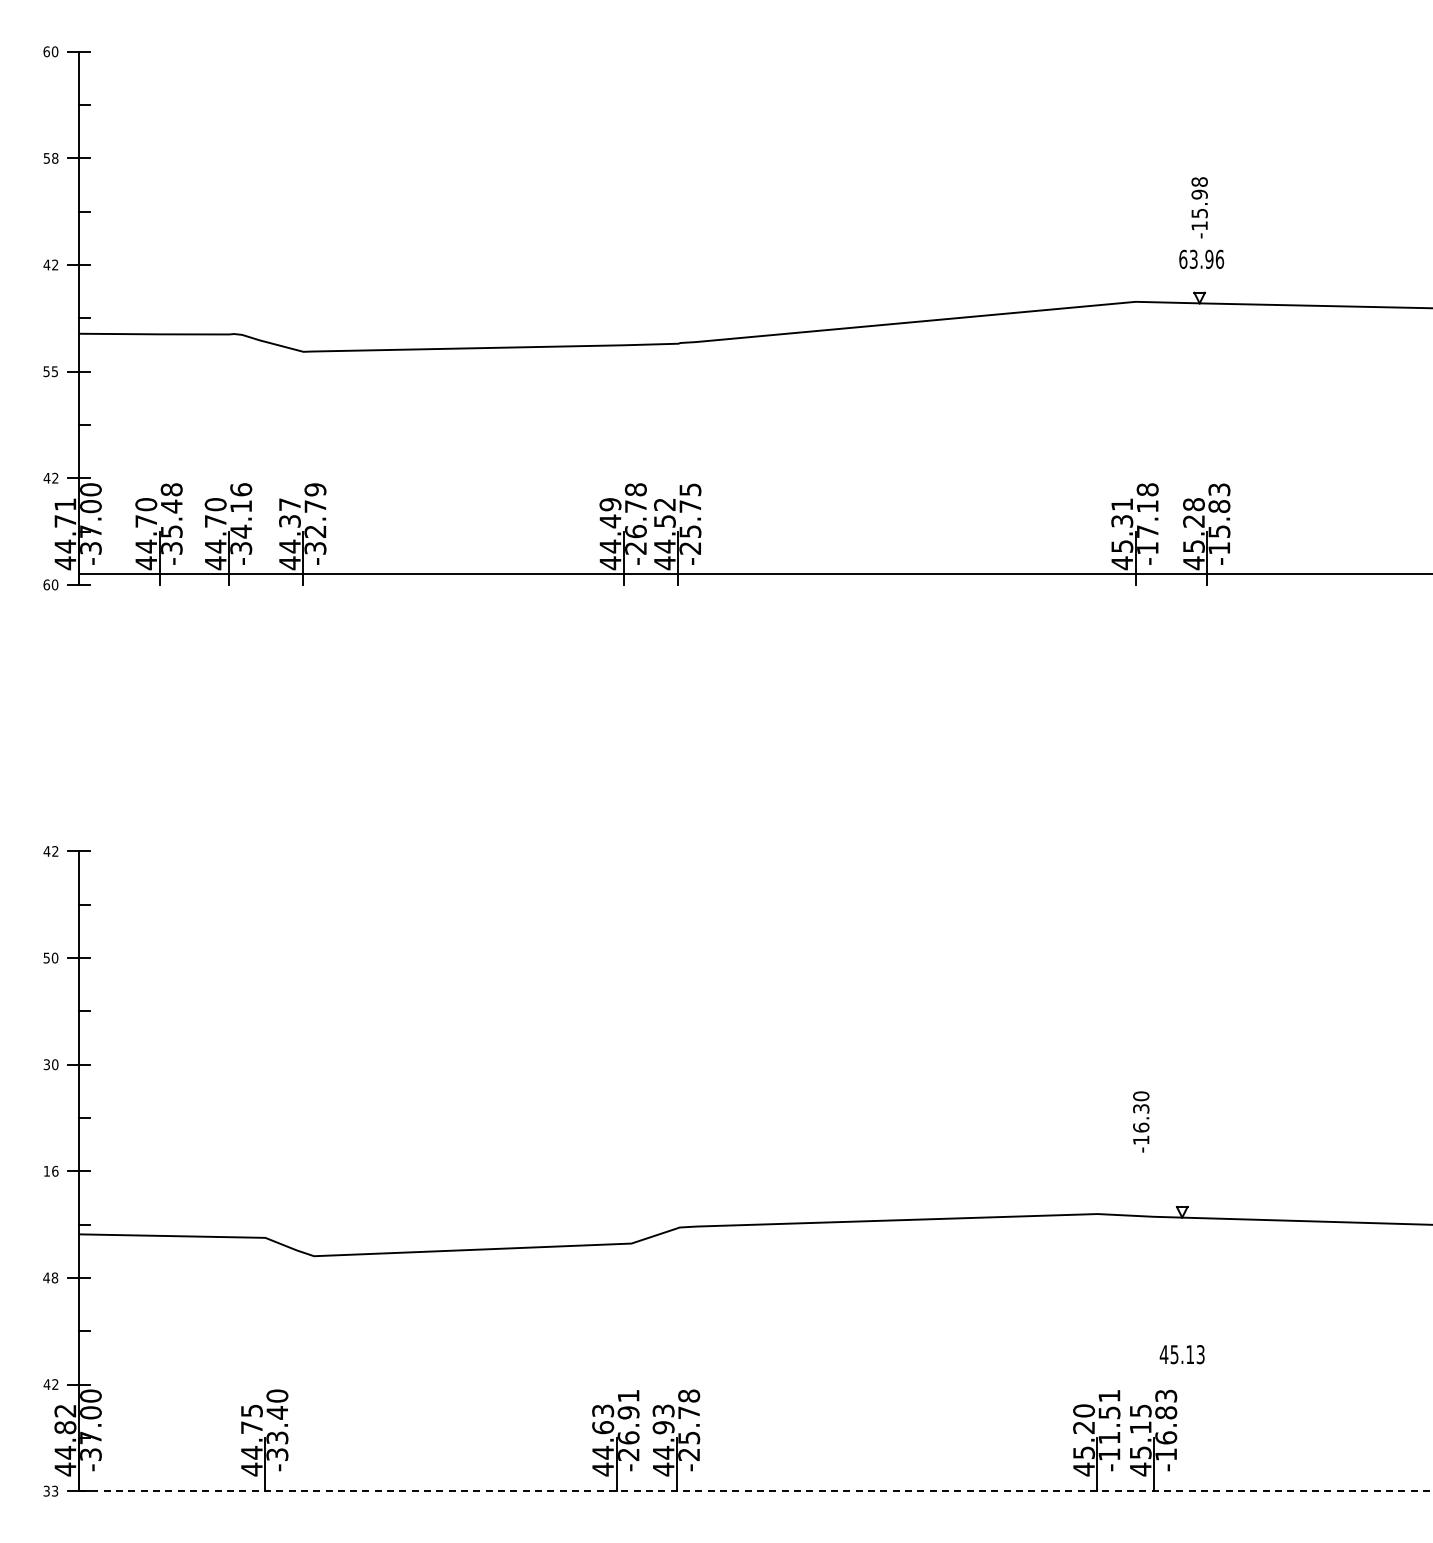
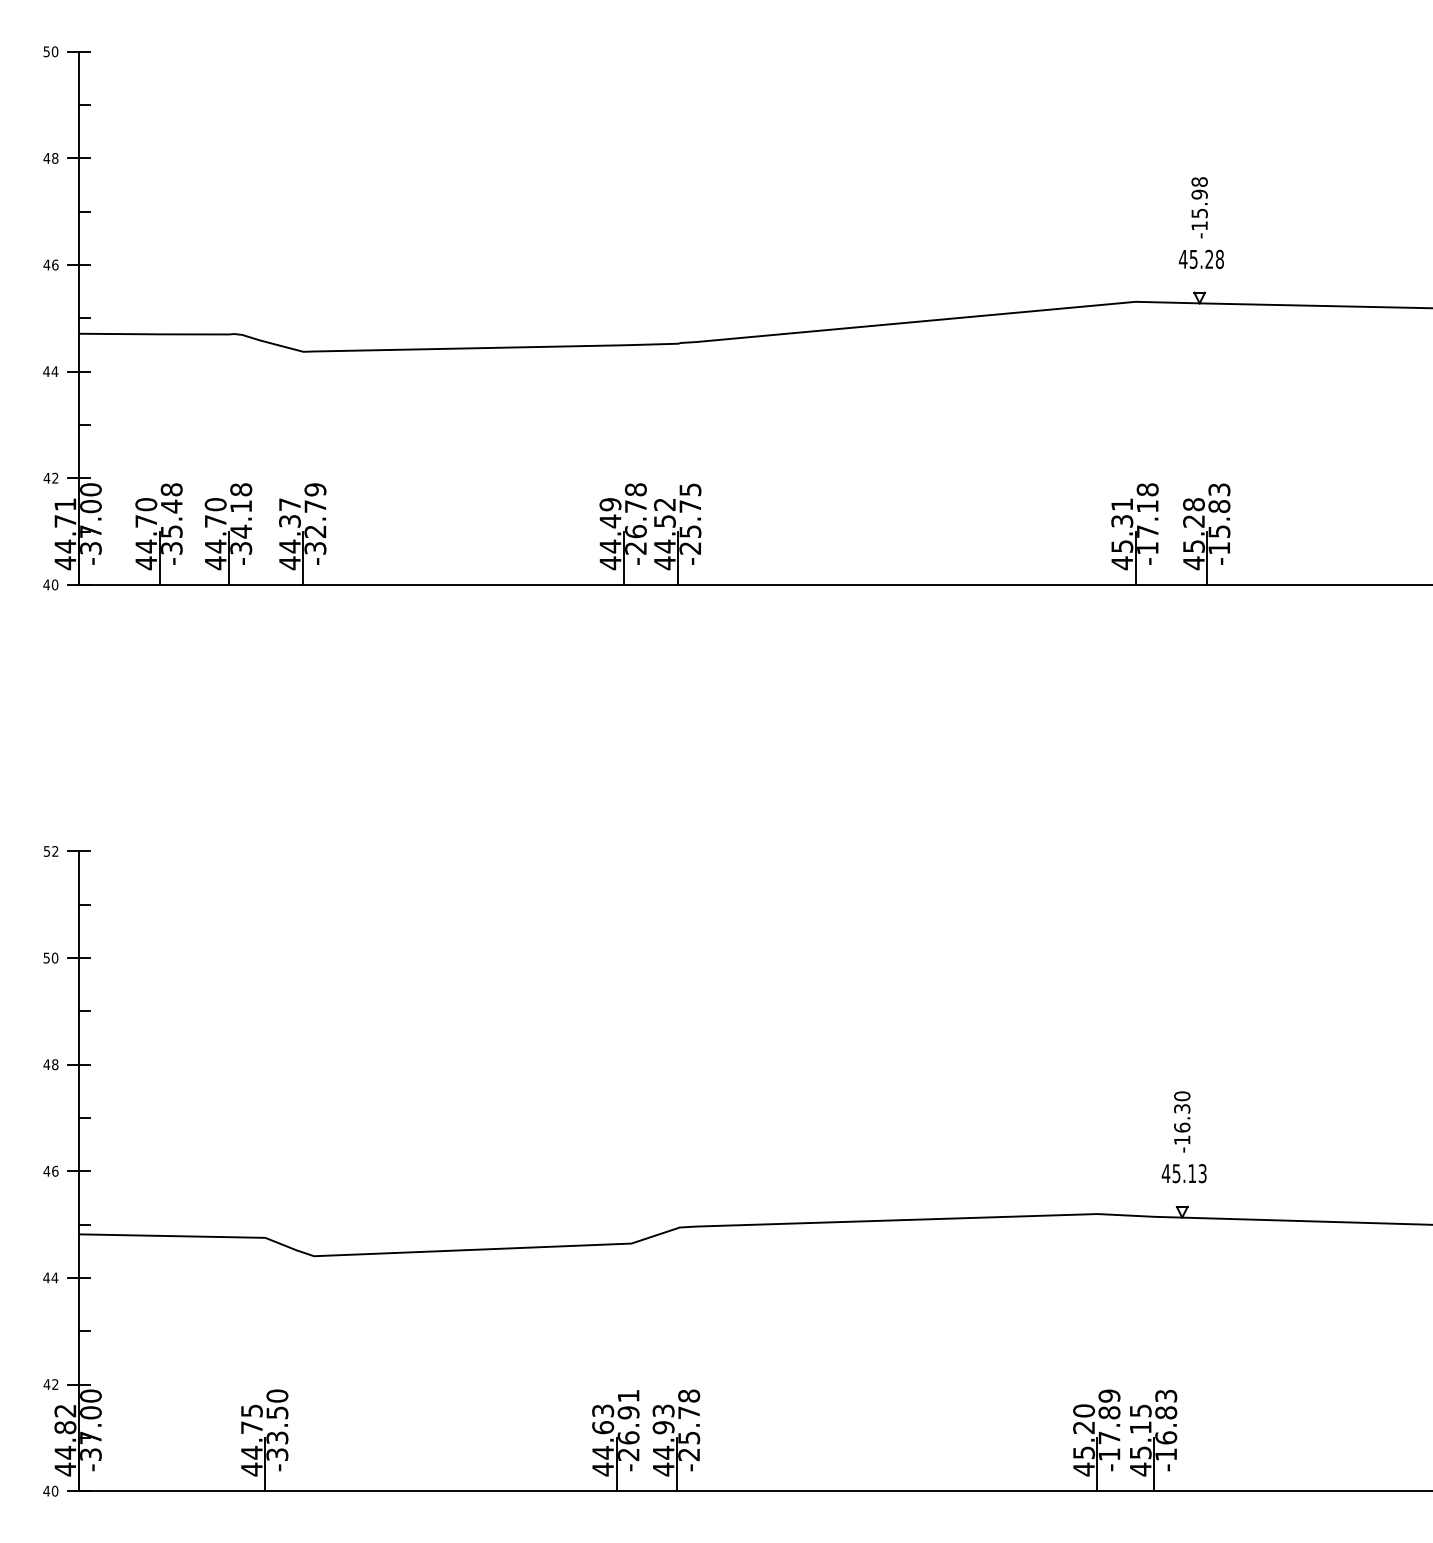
text: 60 -> 50 (46, 51)
text: 58 -> 48 (46, 158)
text: 63.96 -> 45.28 (1201, 258)
text: 42 -> 46 (55, 264)
text: 55 -> 44 (50, 371)
text: -34.16 -> -34.18 (240, 489)
line position: (753, 573) -> (753, 584) (753, 584)
text: 60 -> 40 (46, 584)
text: 42 -> 52 (46, 851)
text: 30 -> 48 (50, 1064)
text position: (1141, 1121) -> (1182, 1121) (1182, 1121)
text: 16 -> 46 (46, 1171)
text: 48 -> 44 (54, 1277)
text position: (1181, 1354) -> (1183, 1173) (1183, 1173)
text: -33.40 -> -33.50 (277, 1412)
text: -11.51 -> -17.89 (1109, 1416)
text: 33 -> 40 (50, 1490)
line: dashed -> solid (755, 1491)
